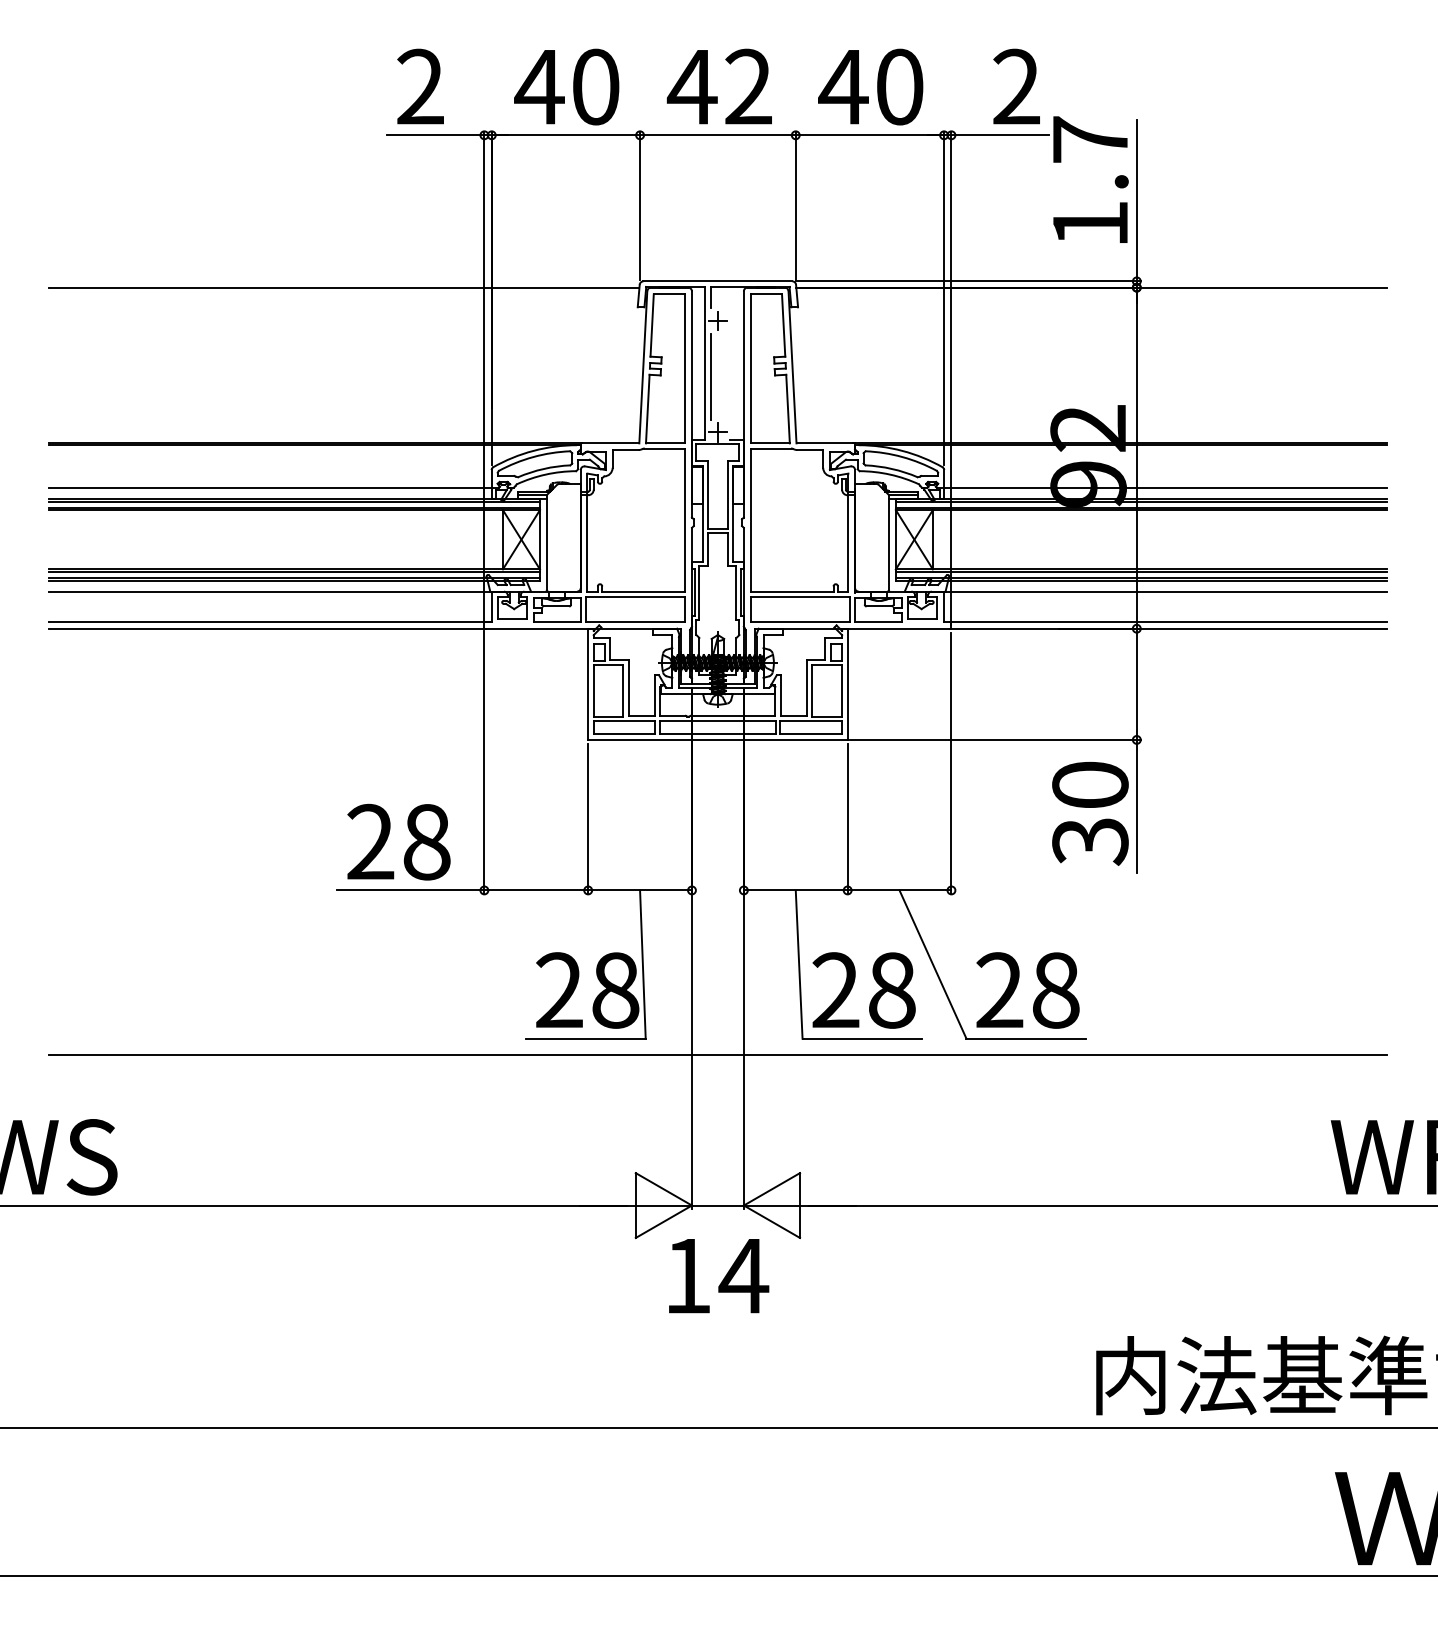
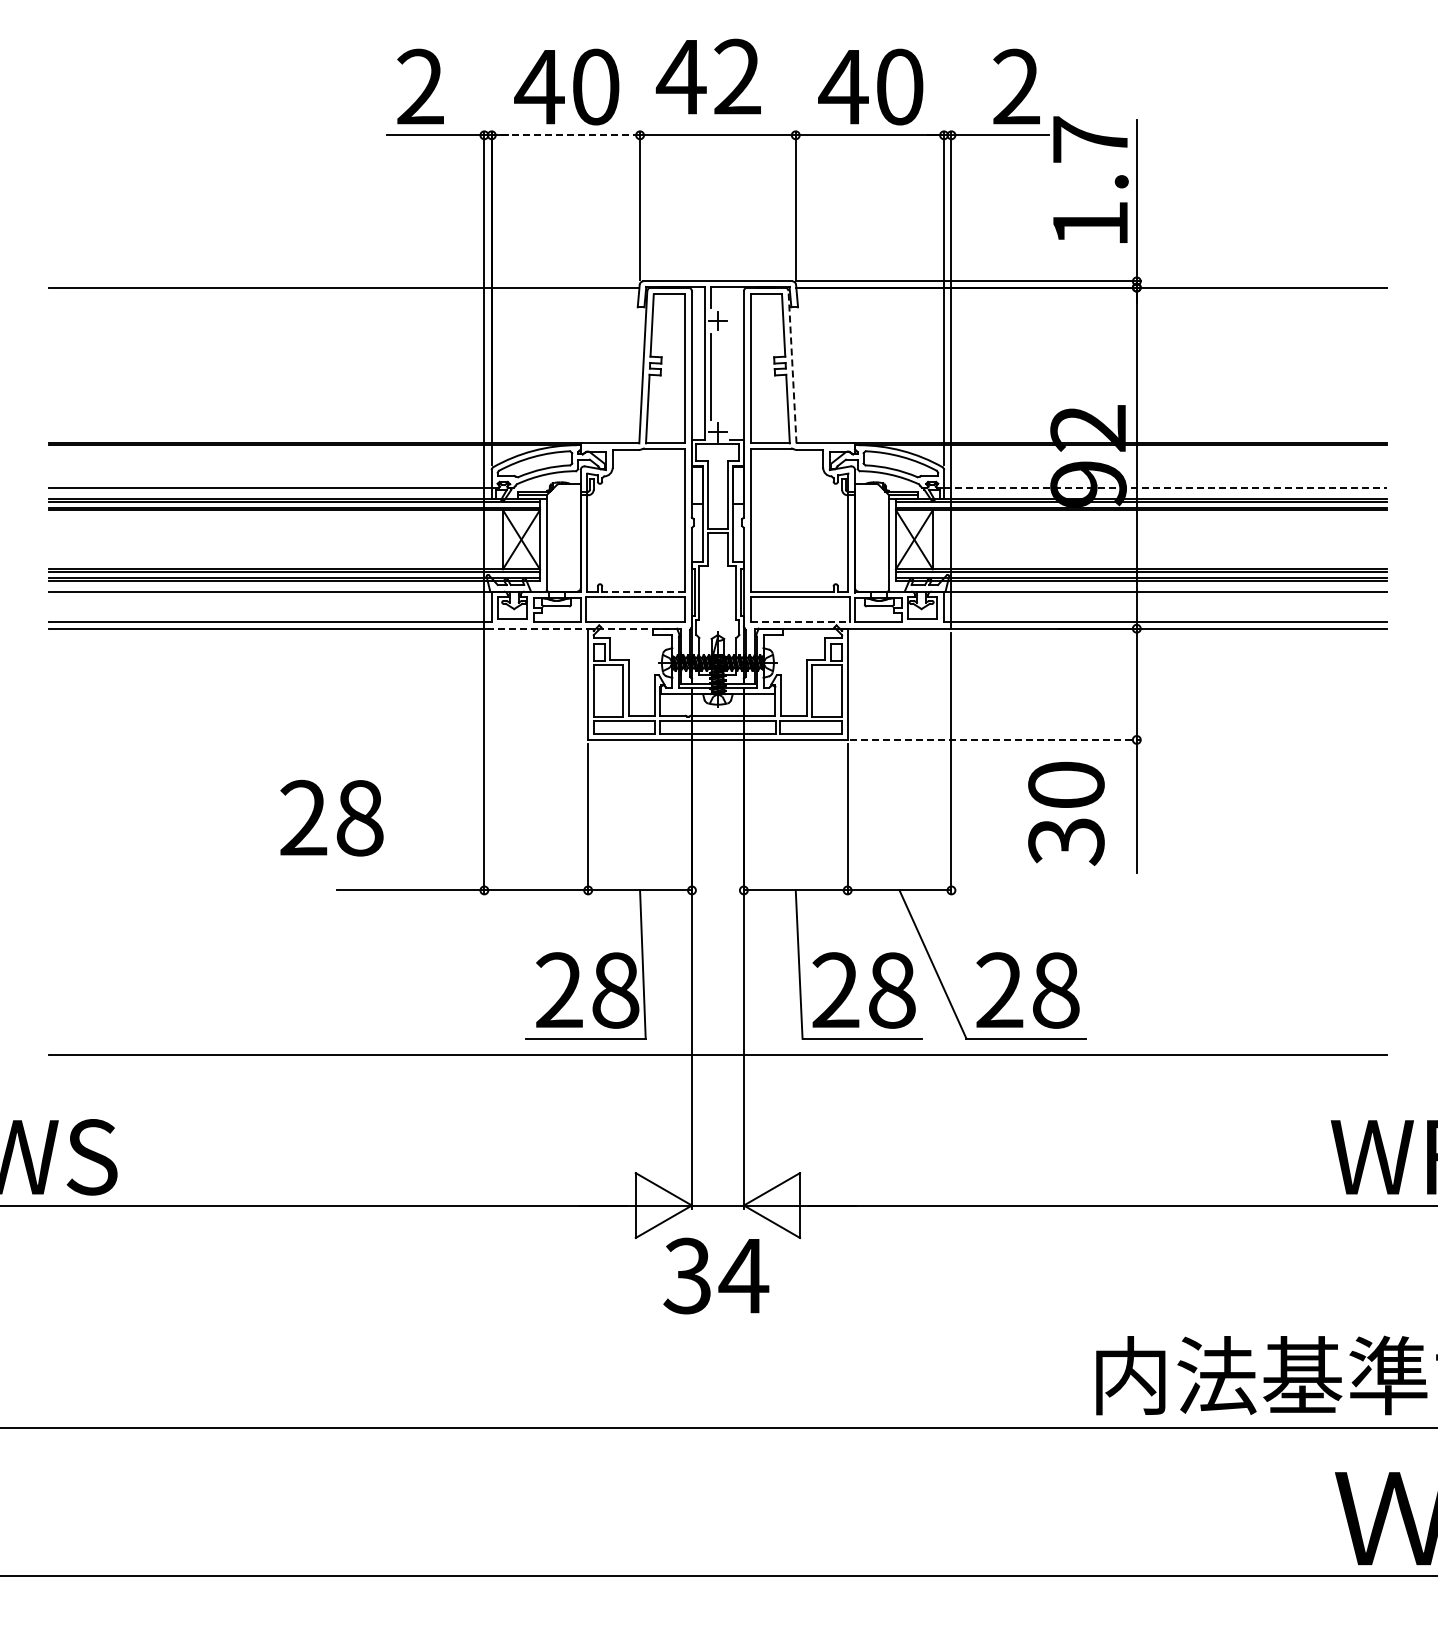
text position: (718, 86) -> (707, 76) (707, 76)
line: solid -> dashed (565, 135)
line: solid -> dashed (792, 366)
line: solid -> dashed (1166, 487)
line: solid -> dashed (643, 591)
line: solid -> dashed (800, 622)
line: solid -> dashed (582, 628)
line: solid -> dashed (995, 739)
text position: (1090, 813) -> (1066, 813) (1066, 813)
text position: (398, 841) -> (331, 817) (331, 817)
text: 14 -> 34 (686, 1275)
